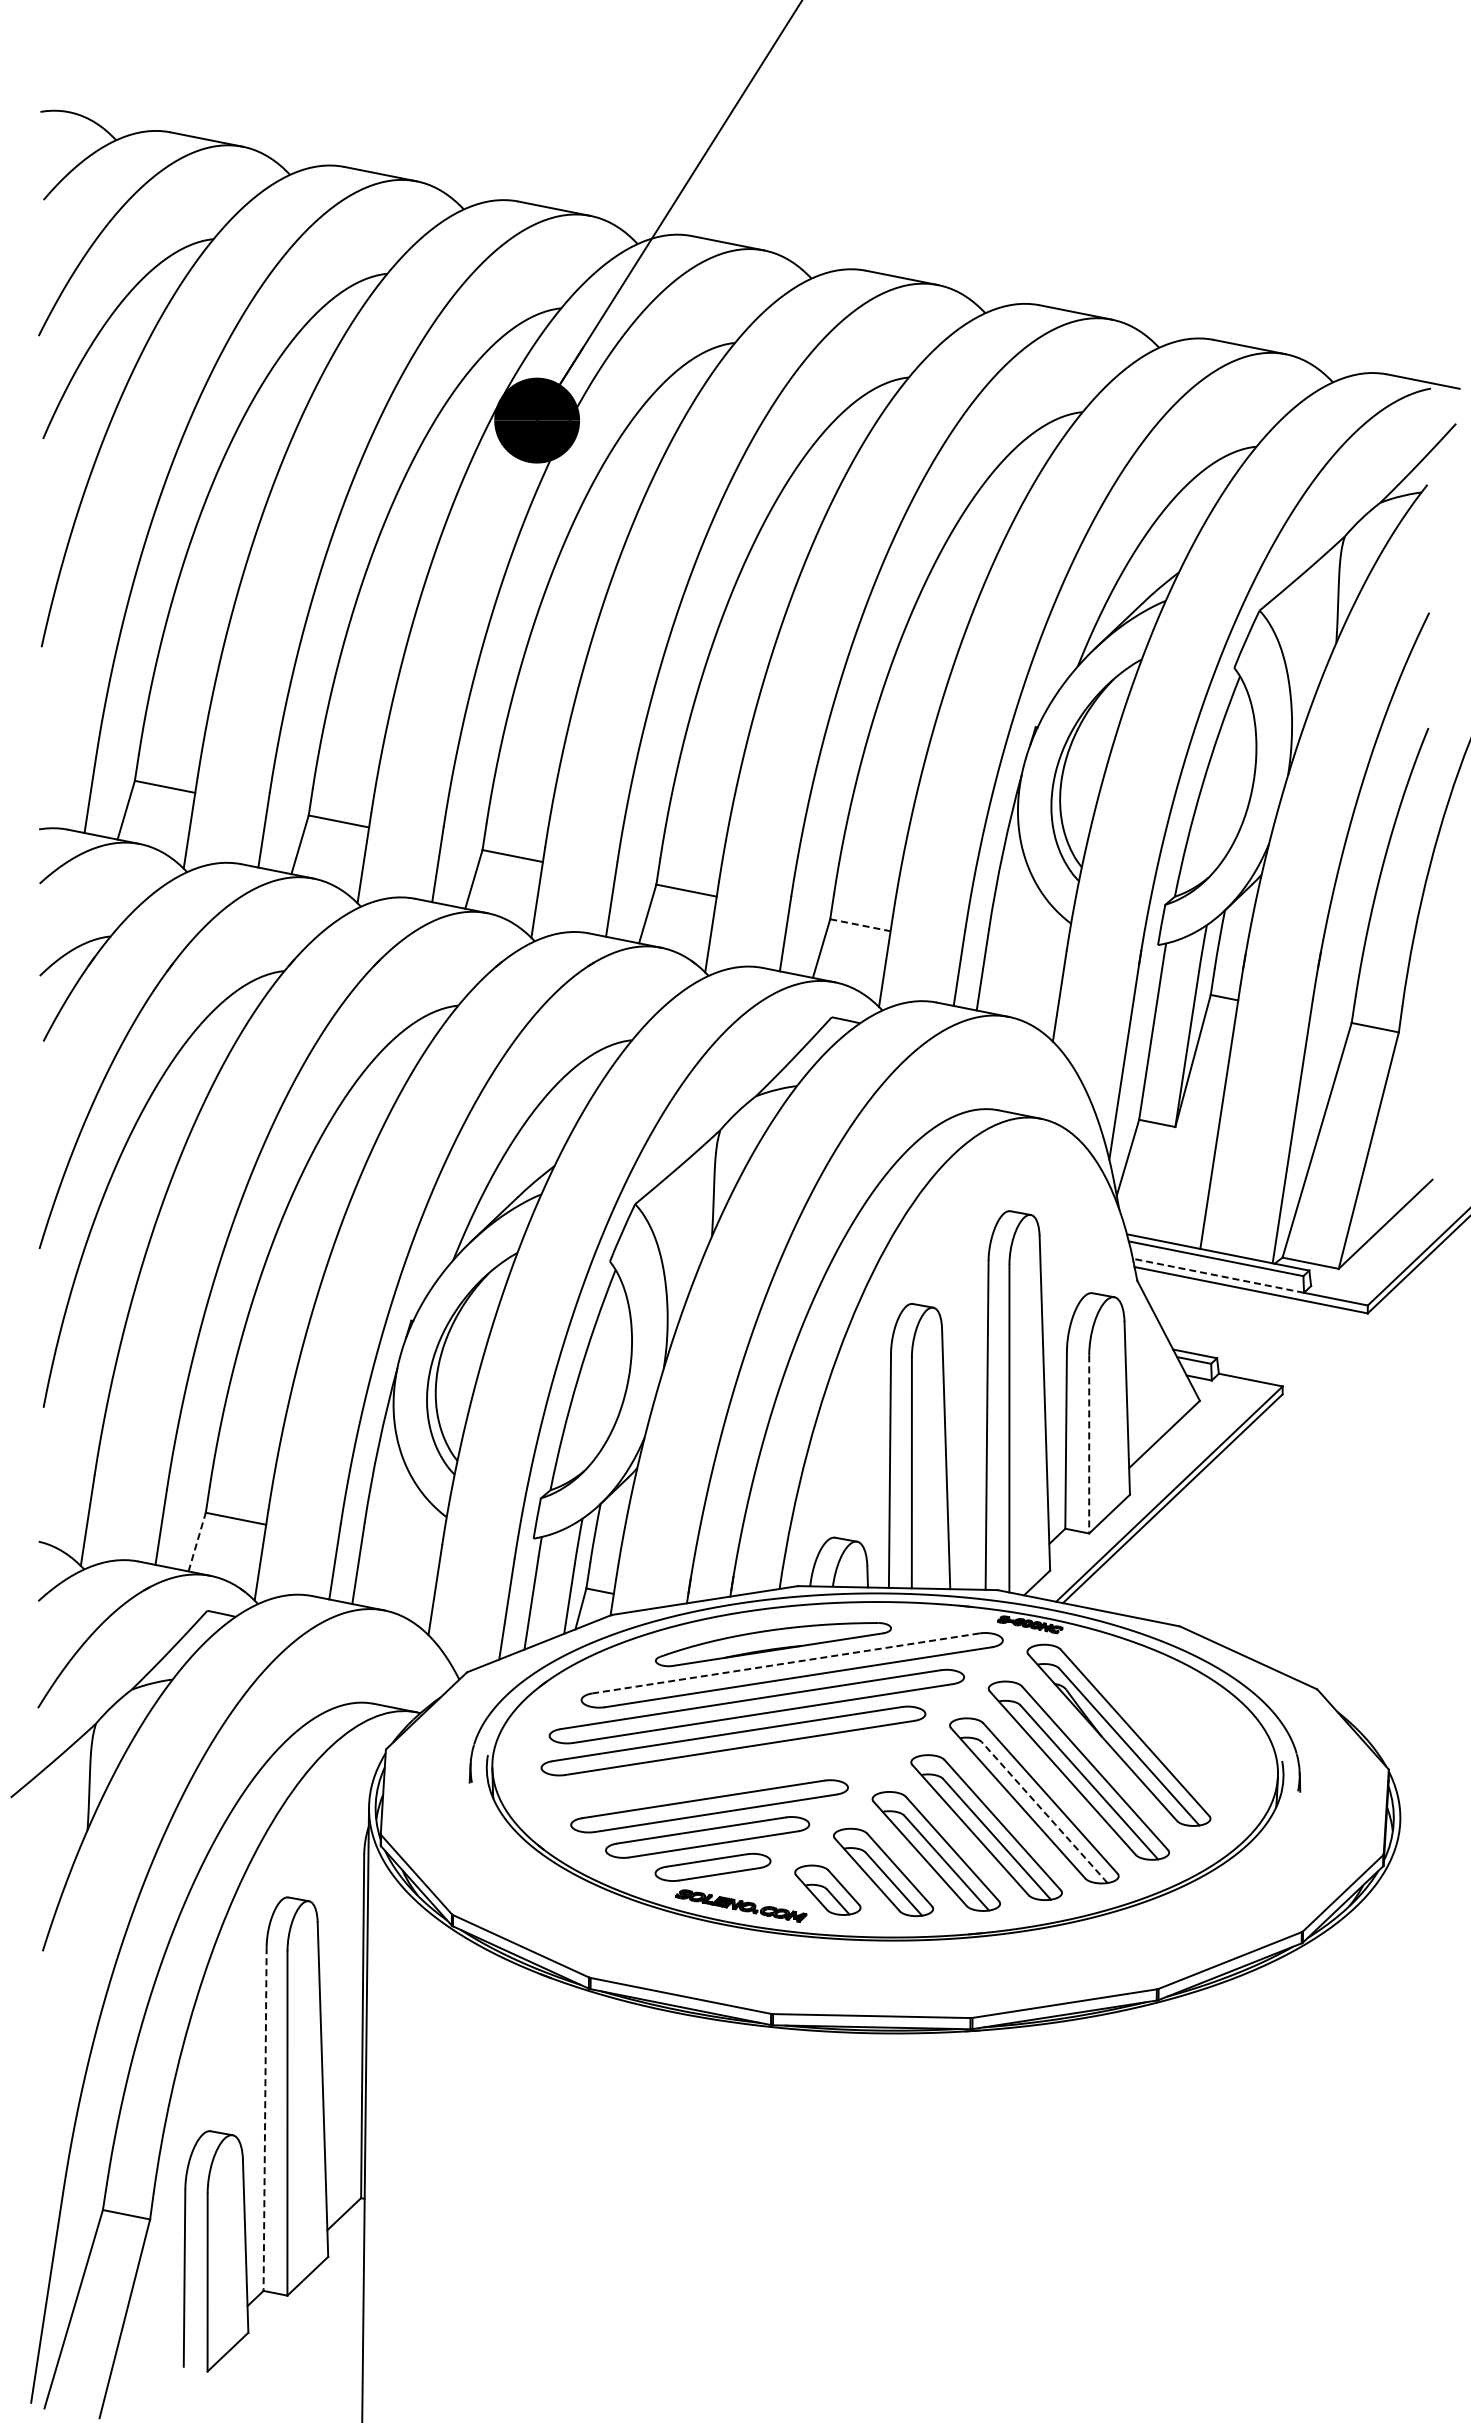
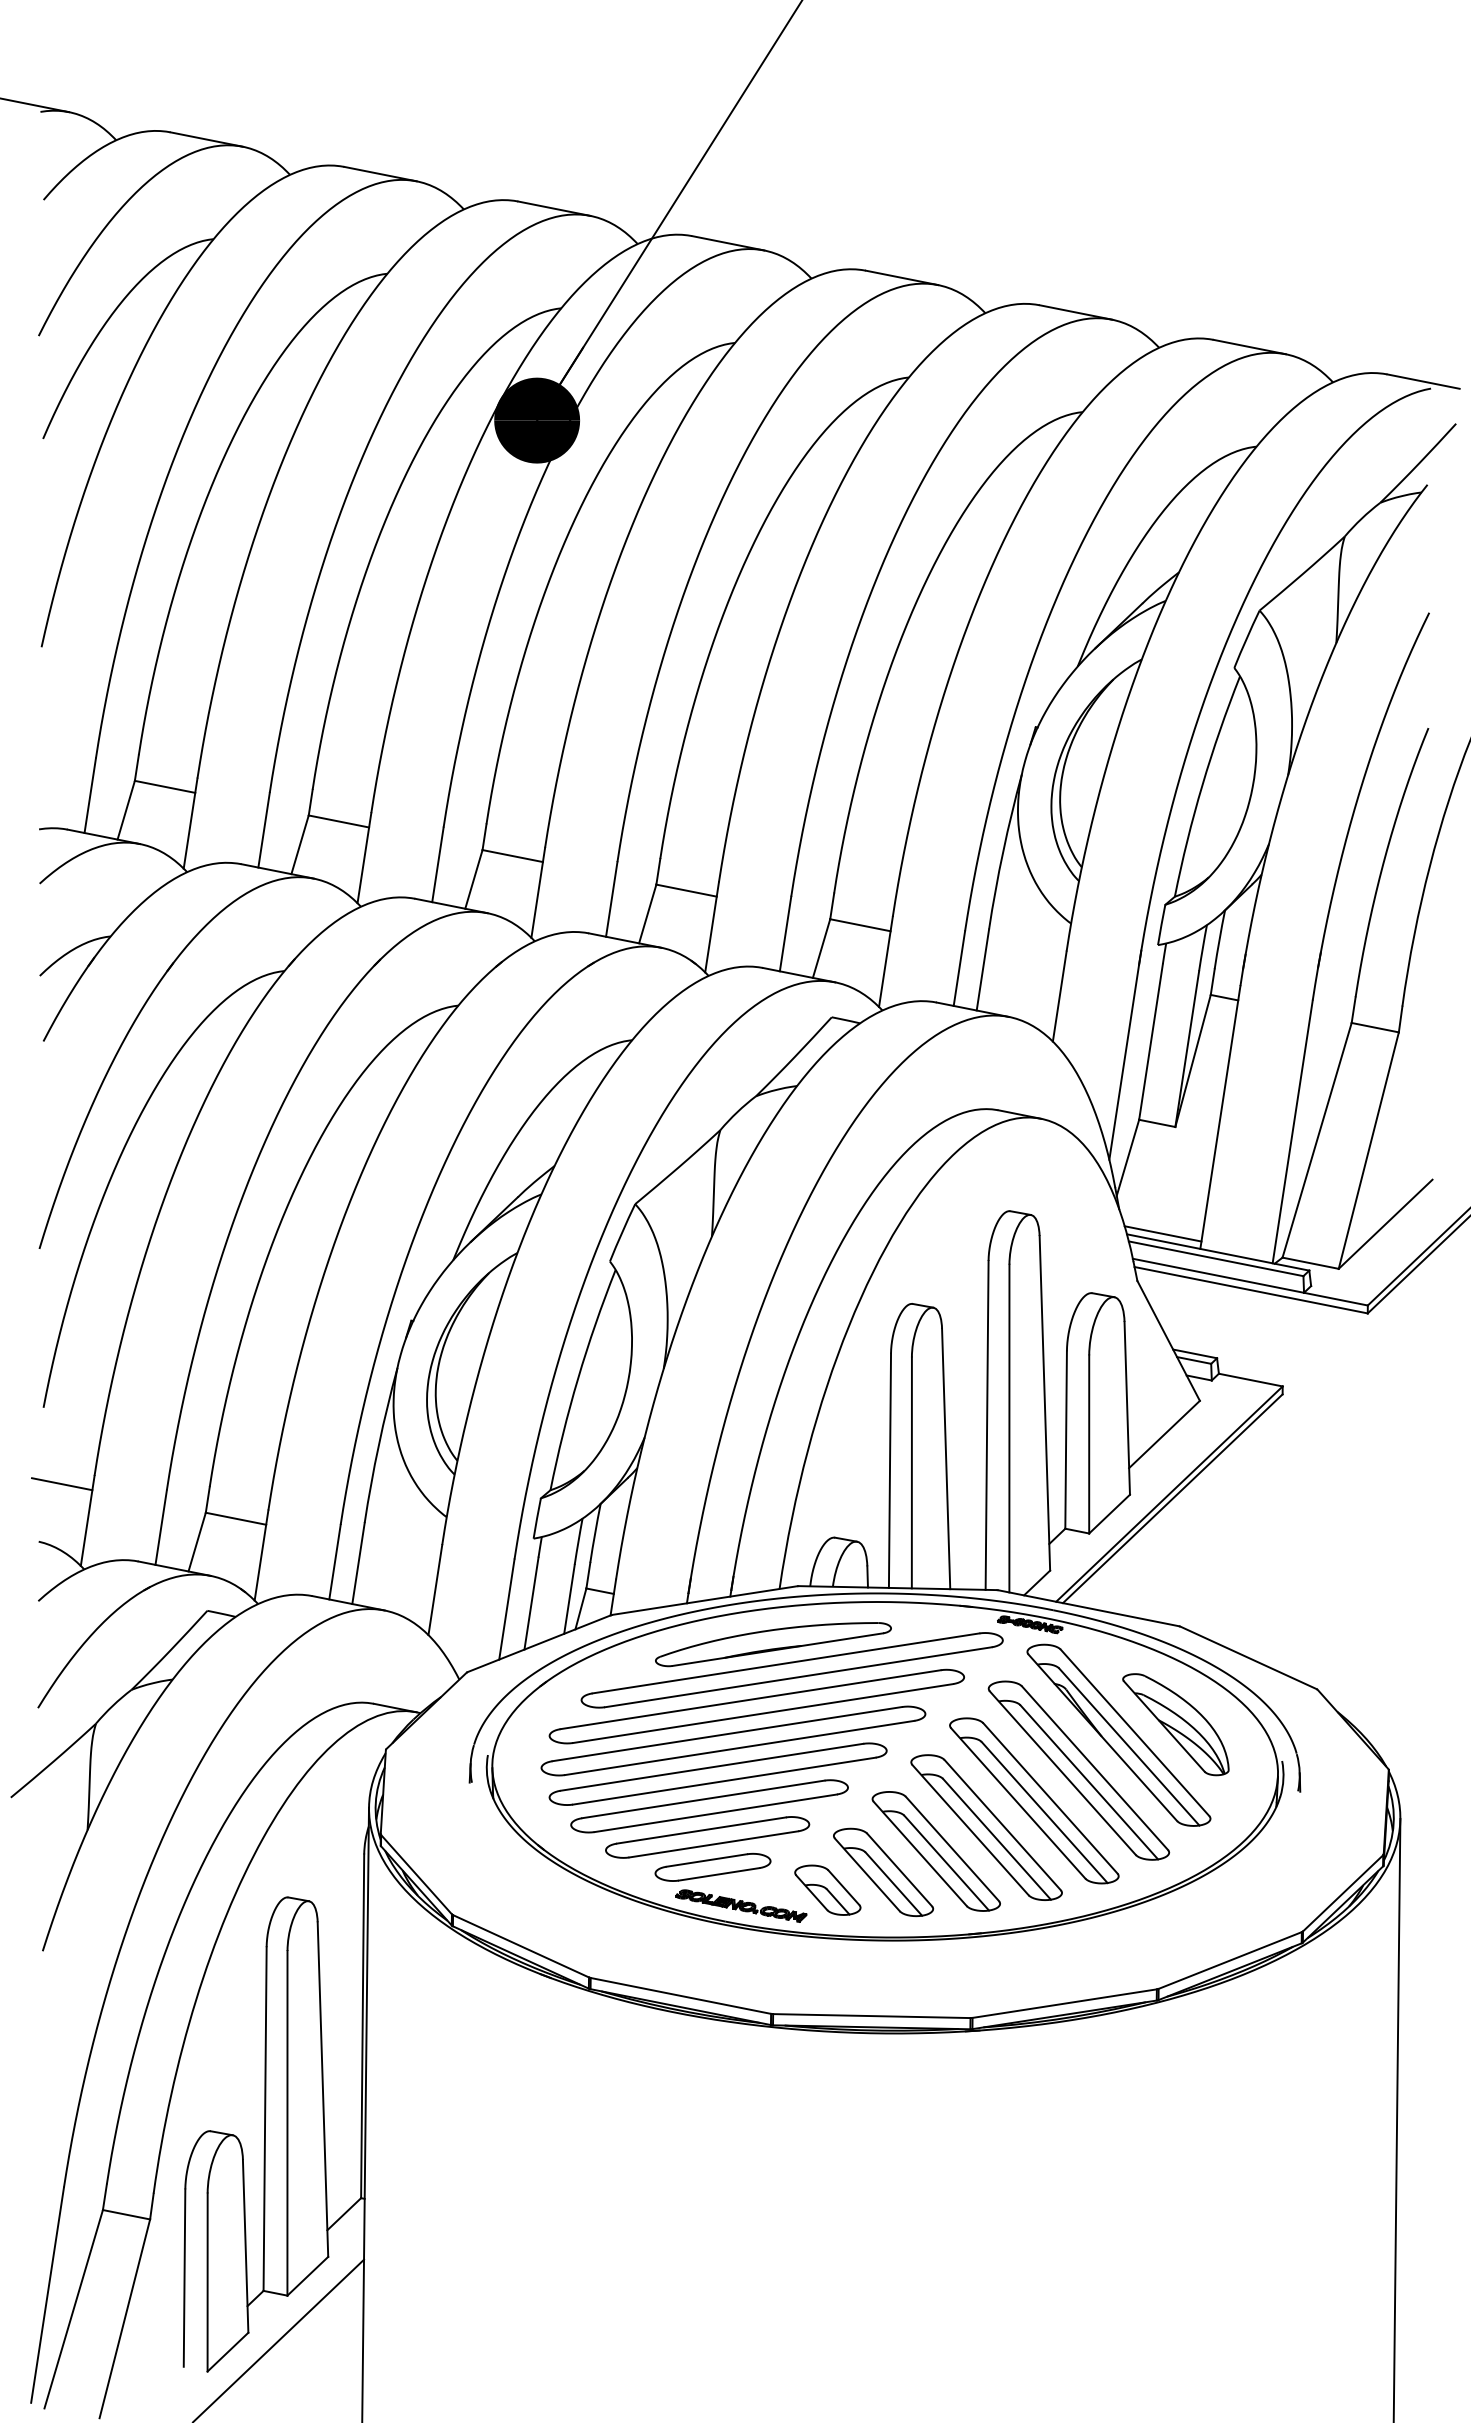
line: none -> present (35, 105)
line: dashed -> solid (860, 925)
line: none -> present (1162, 1233)
line: dashed -> solid (1217, 1275)
line: dashed -> solid (1089, 1444)
line: none -> present (62, 1484)
line: dashed -> solid (197, 1542)
line: dashed -> solid (786, 1663)
part: none -> present (1175, 1724)
part: none -> present (717, 1773)
line: dashed -> solid (1044, 1812)
line: none -> present (1396, 2118)
line: dashed -> solid (265, 2119)
line: none -> present (279, 2339)
